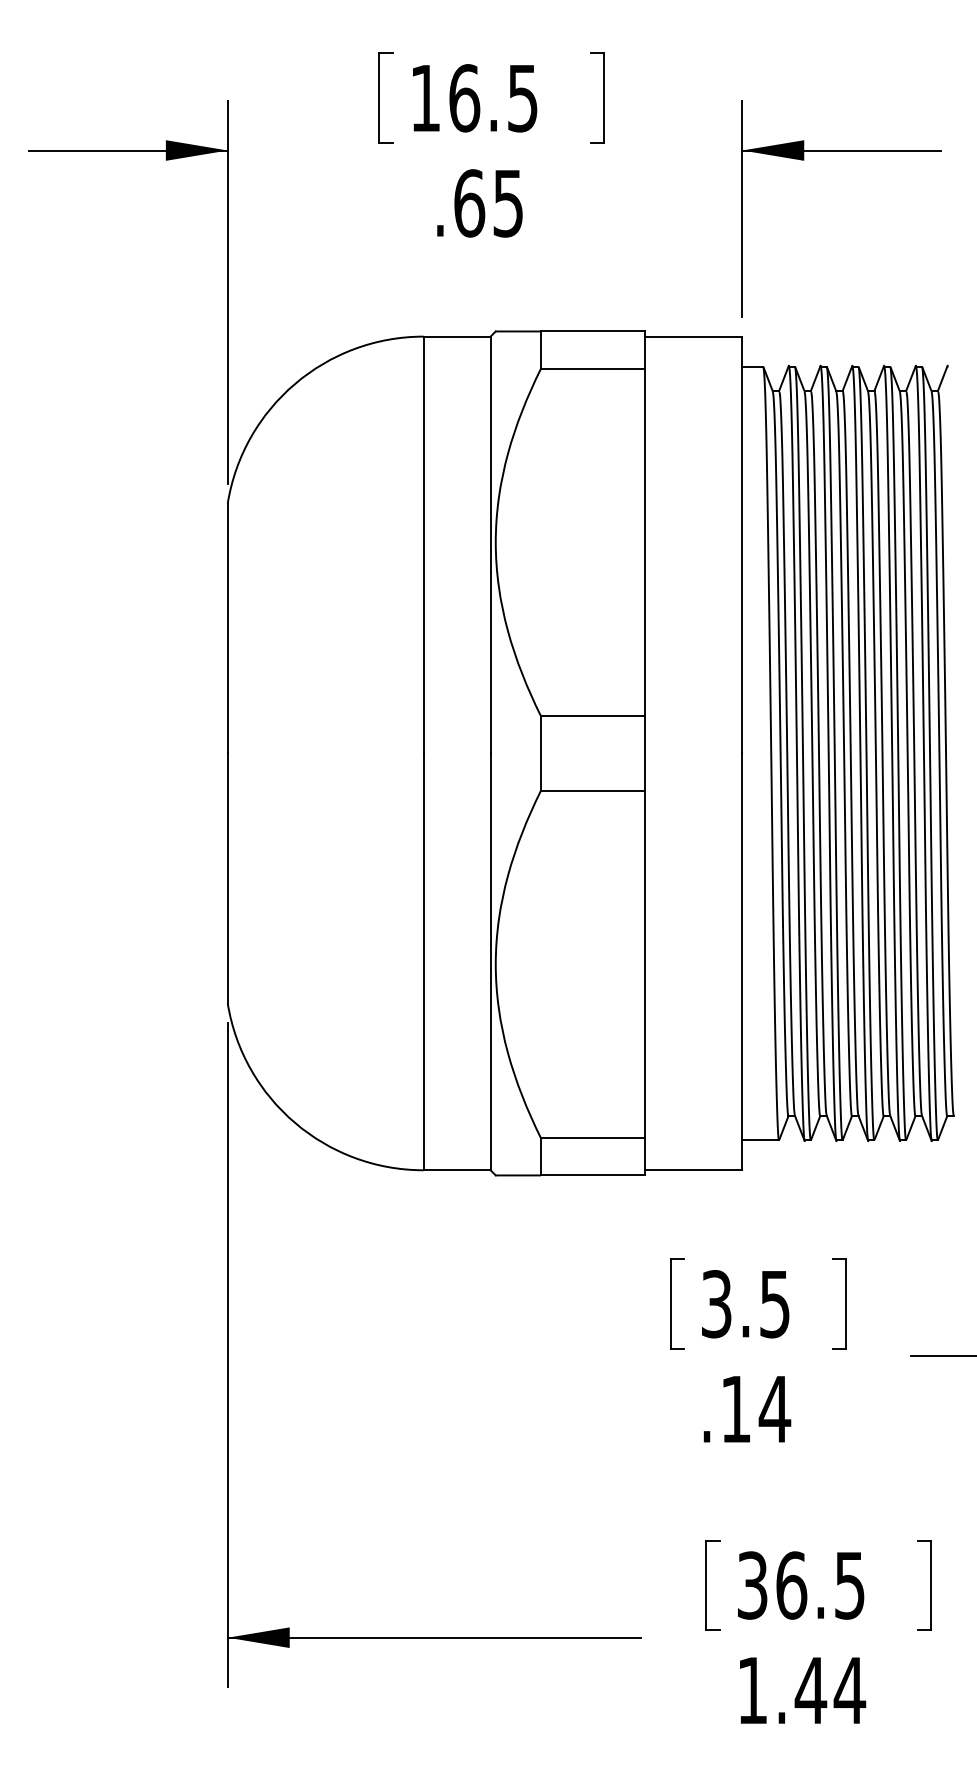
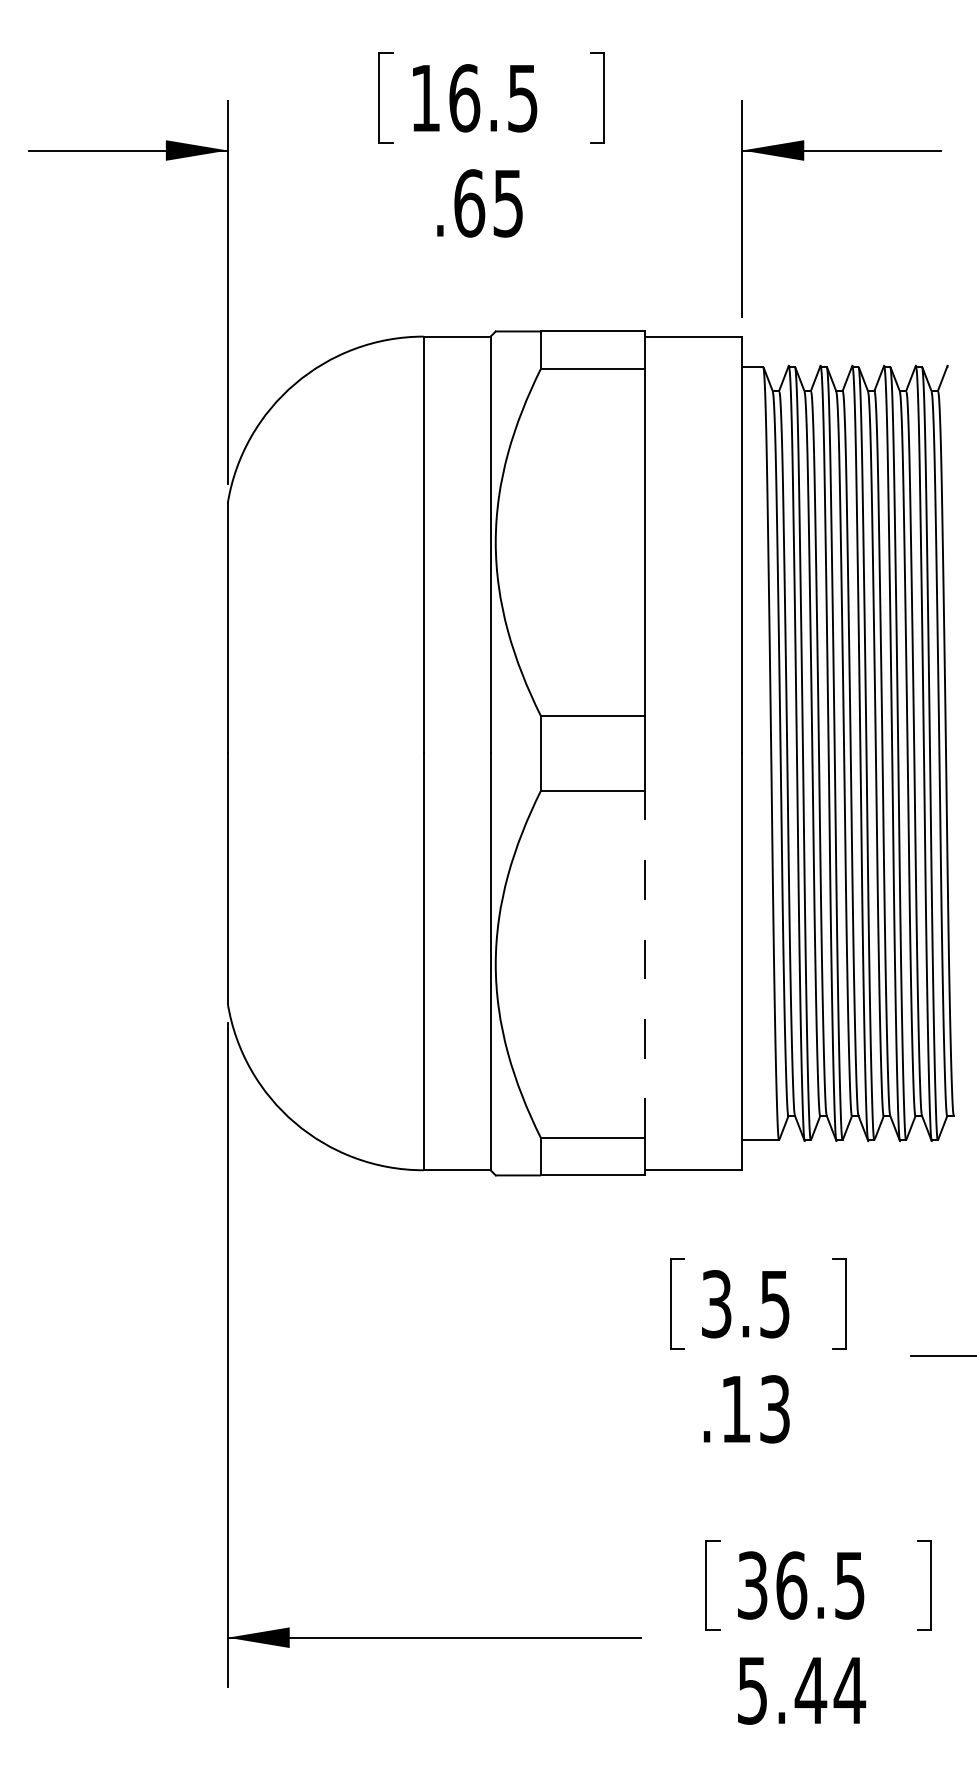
line: solid -> dashed (644, 964)
text: .14 -> .13 (774, 1409)
text: 1.44 -> 5.44 (752, 1690)
